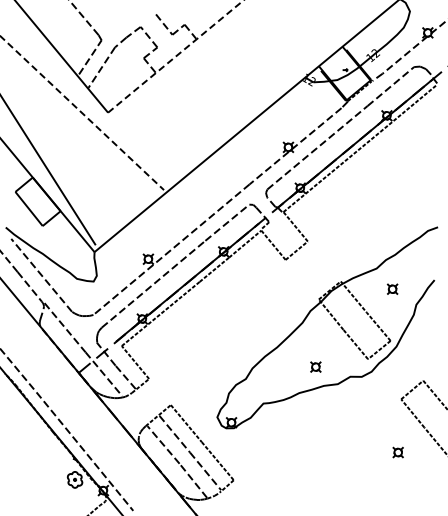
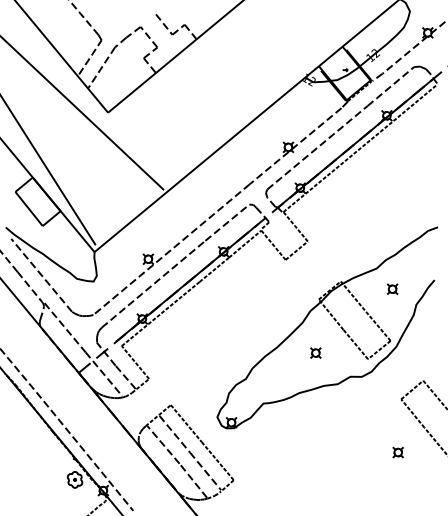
line: dashed -> solid (175, 56)
line: dashed -> solid (82, 113)
part position: (315, 366) -> (315, 352) (315, 352)
